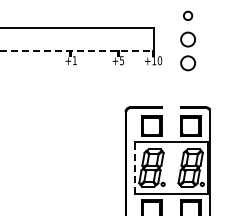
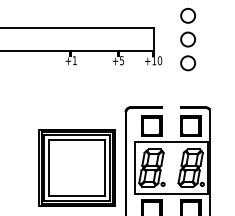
circle size: 11x11 px -> 16x16 px (187, 15)
line: dashed -> solid (77, 51)
part: none -> present (76, 167)
line: dashed -> solid (134, 168)
